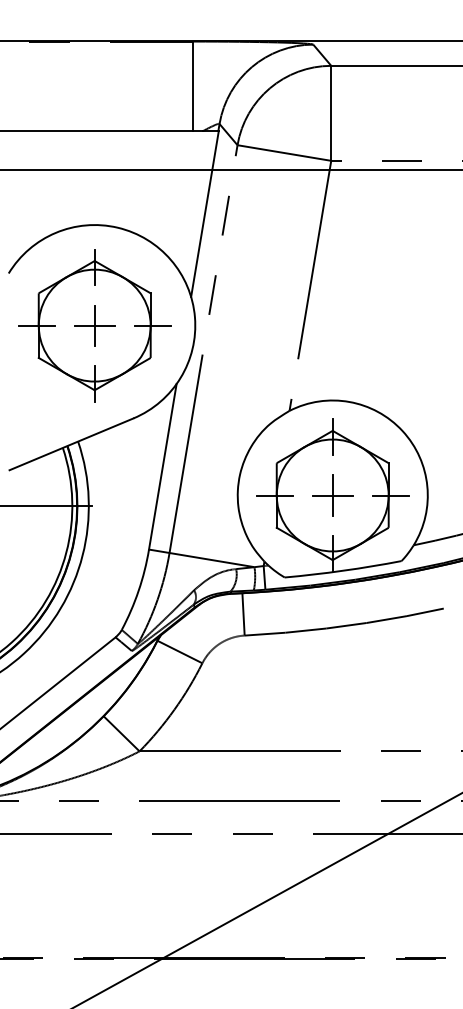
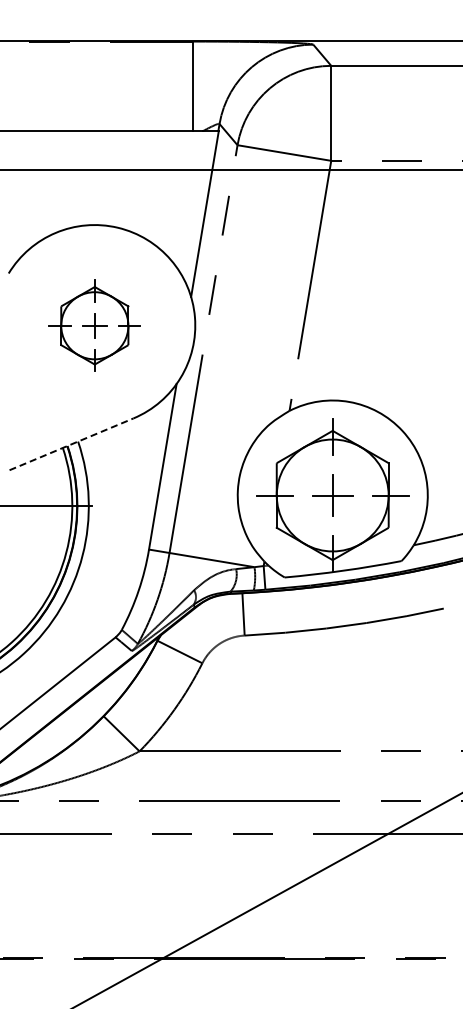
part size: 154x154 px -> 93x93 px (94, 325)
line: solid -> dashed (72, 444)
